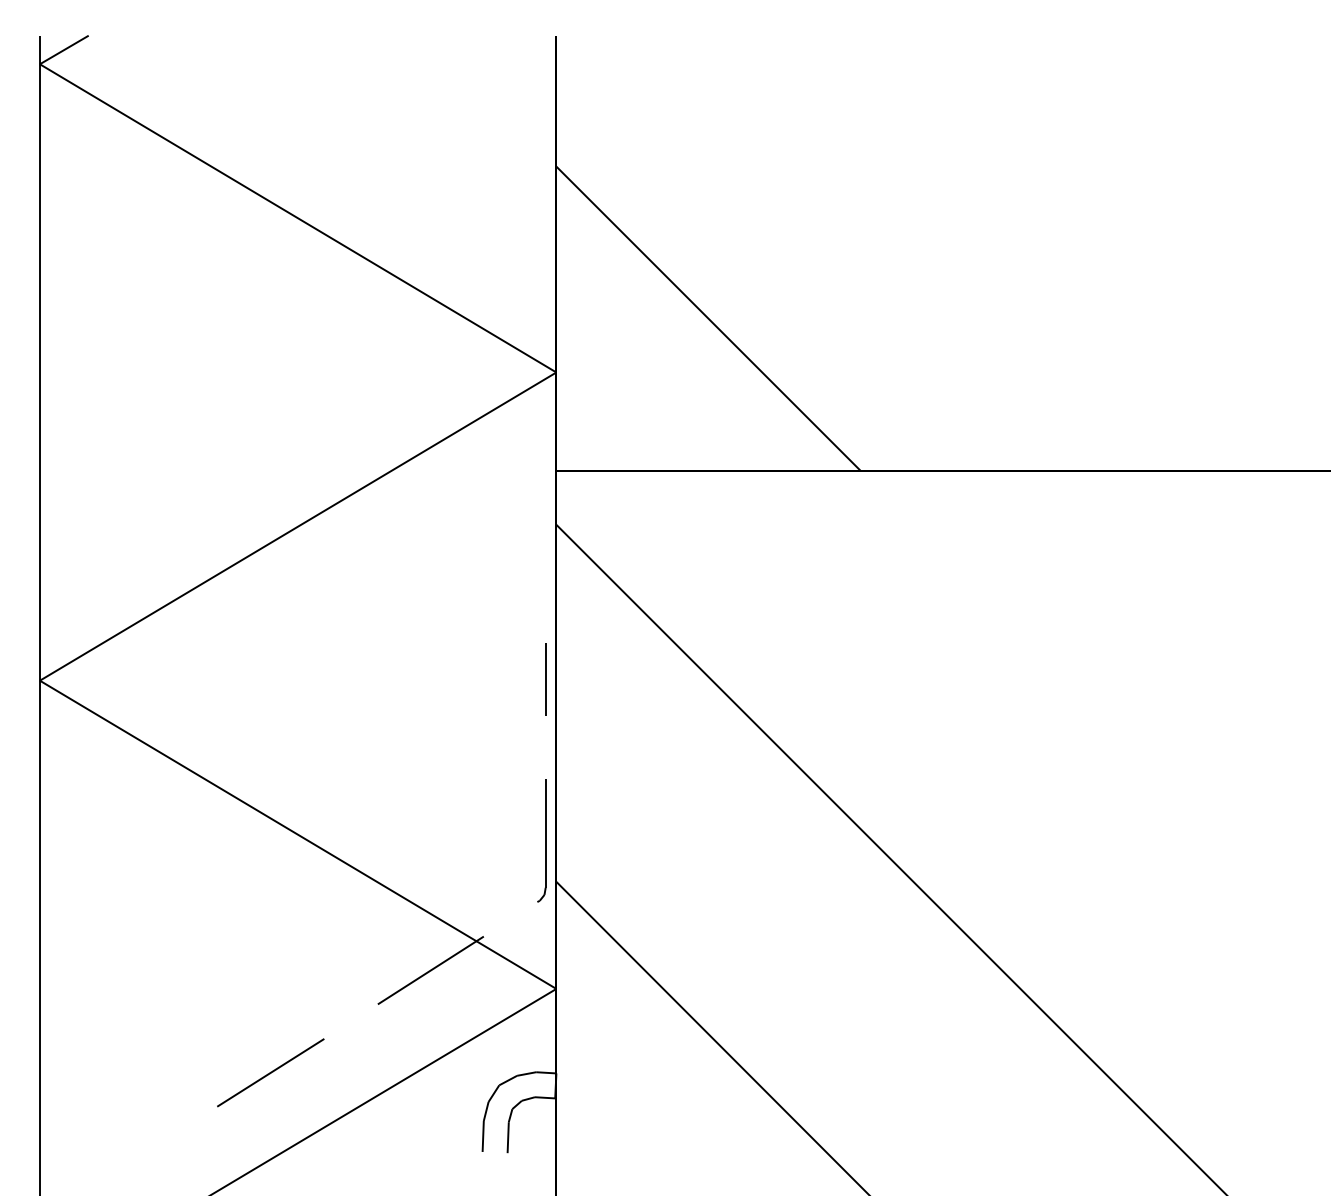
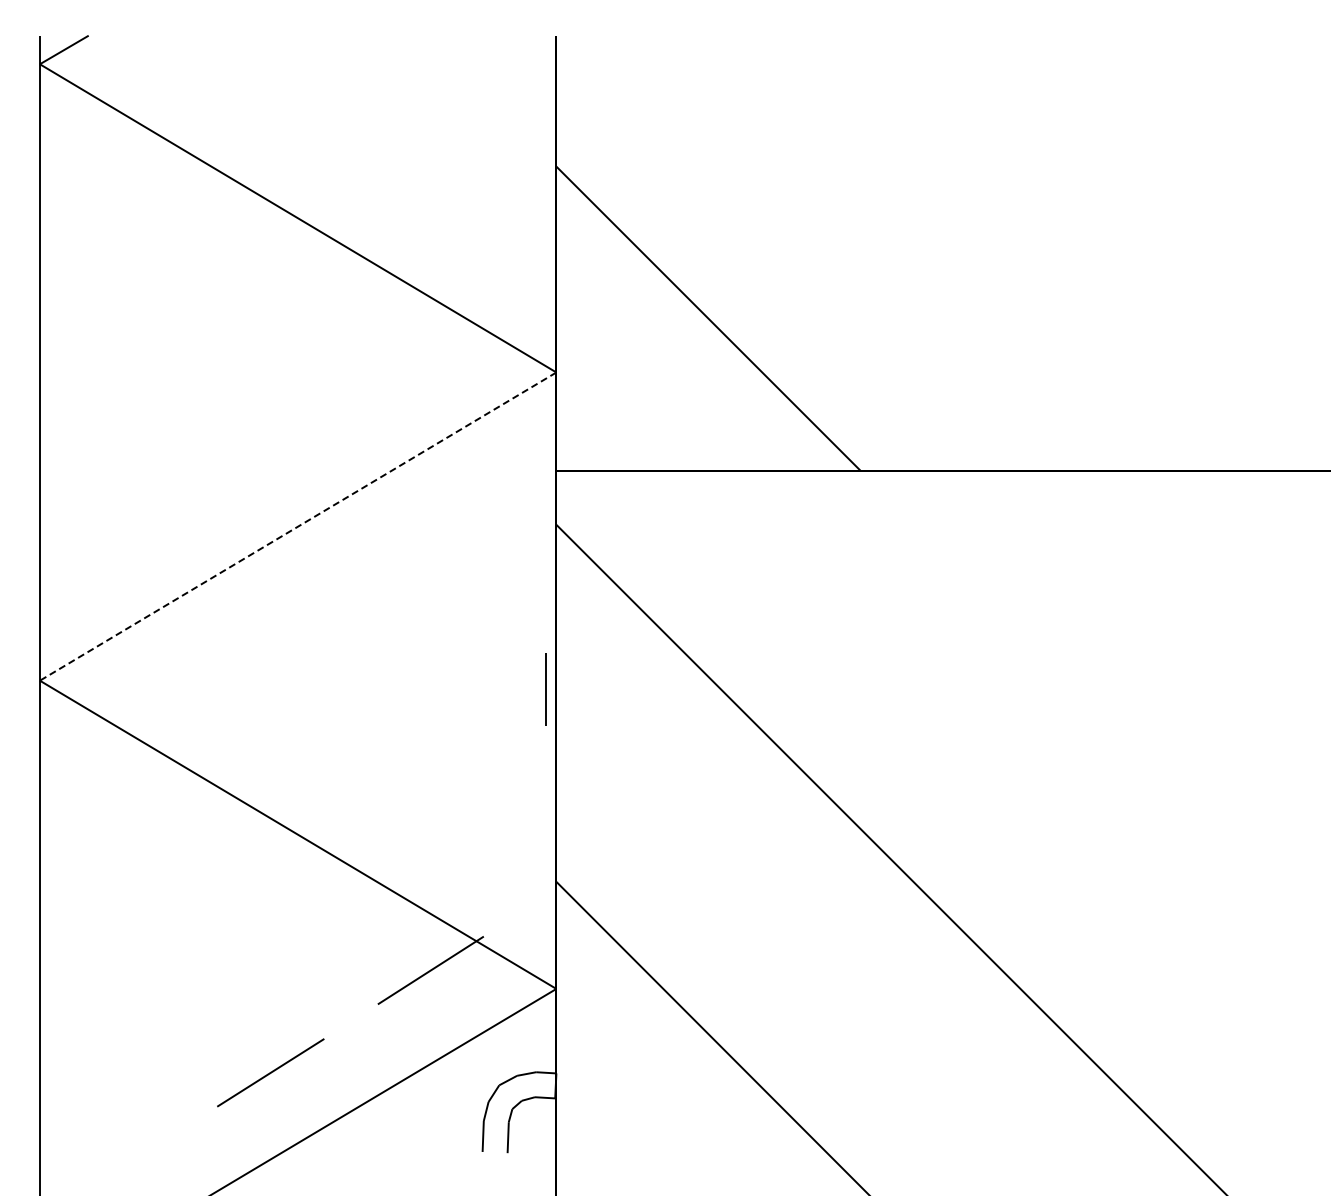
line: solid -> dashed (298, 526)
line position: (545, 679) -> (545, 689) (545, 689)
part: present -> none (541, 840)
